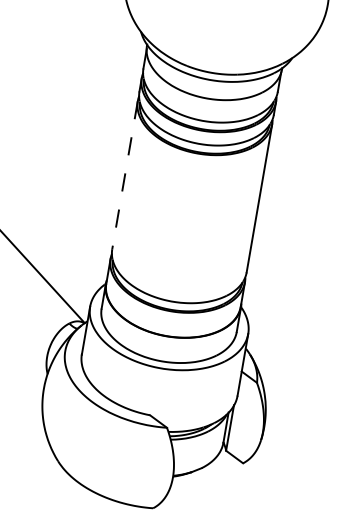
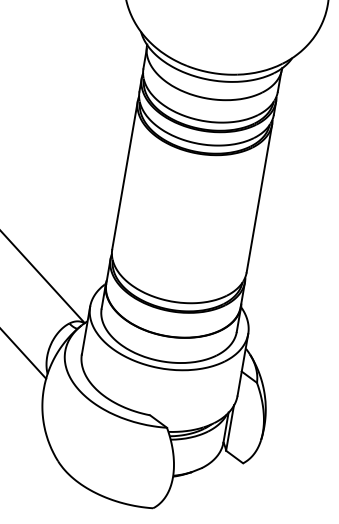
line: dashed -> solid (124, 175)
line: none -> present (24, 354)
